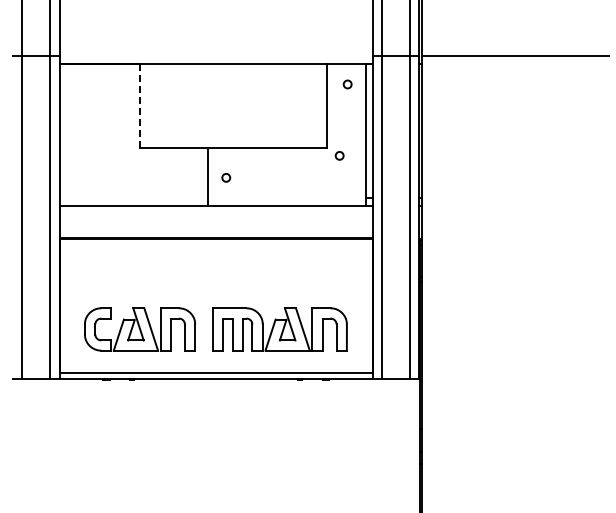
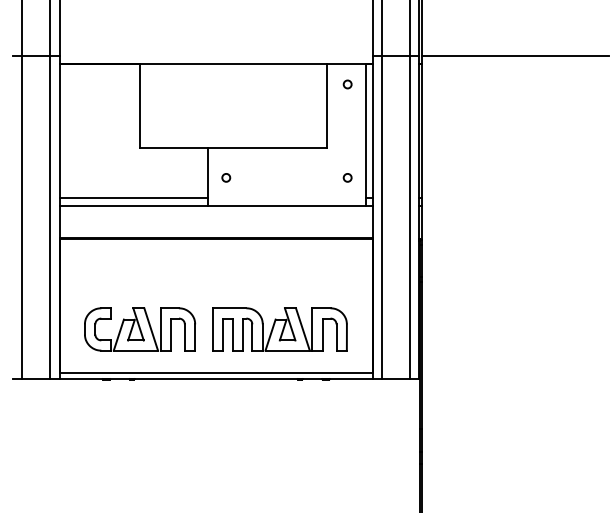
line: dashed -> solid (139, 106)
circle position: (339, 155) -> (347, 177) (347, 177)
line: none -> present (133, 198)
